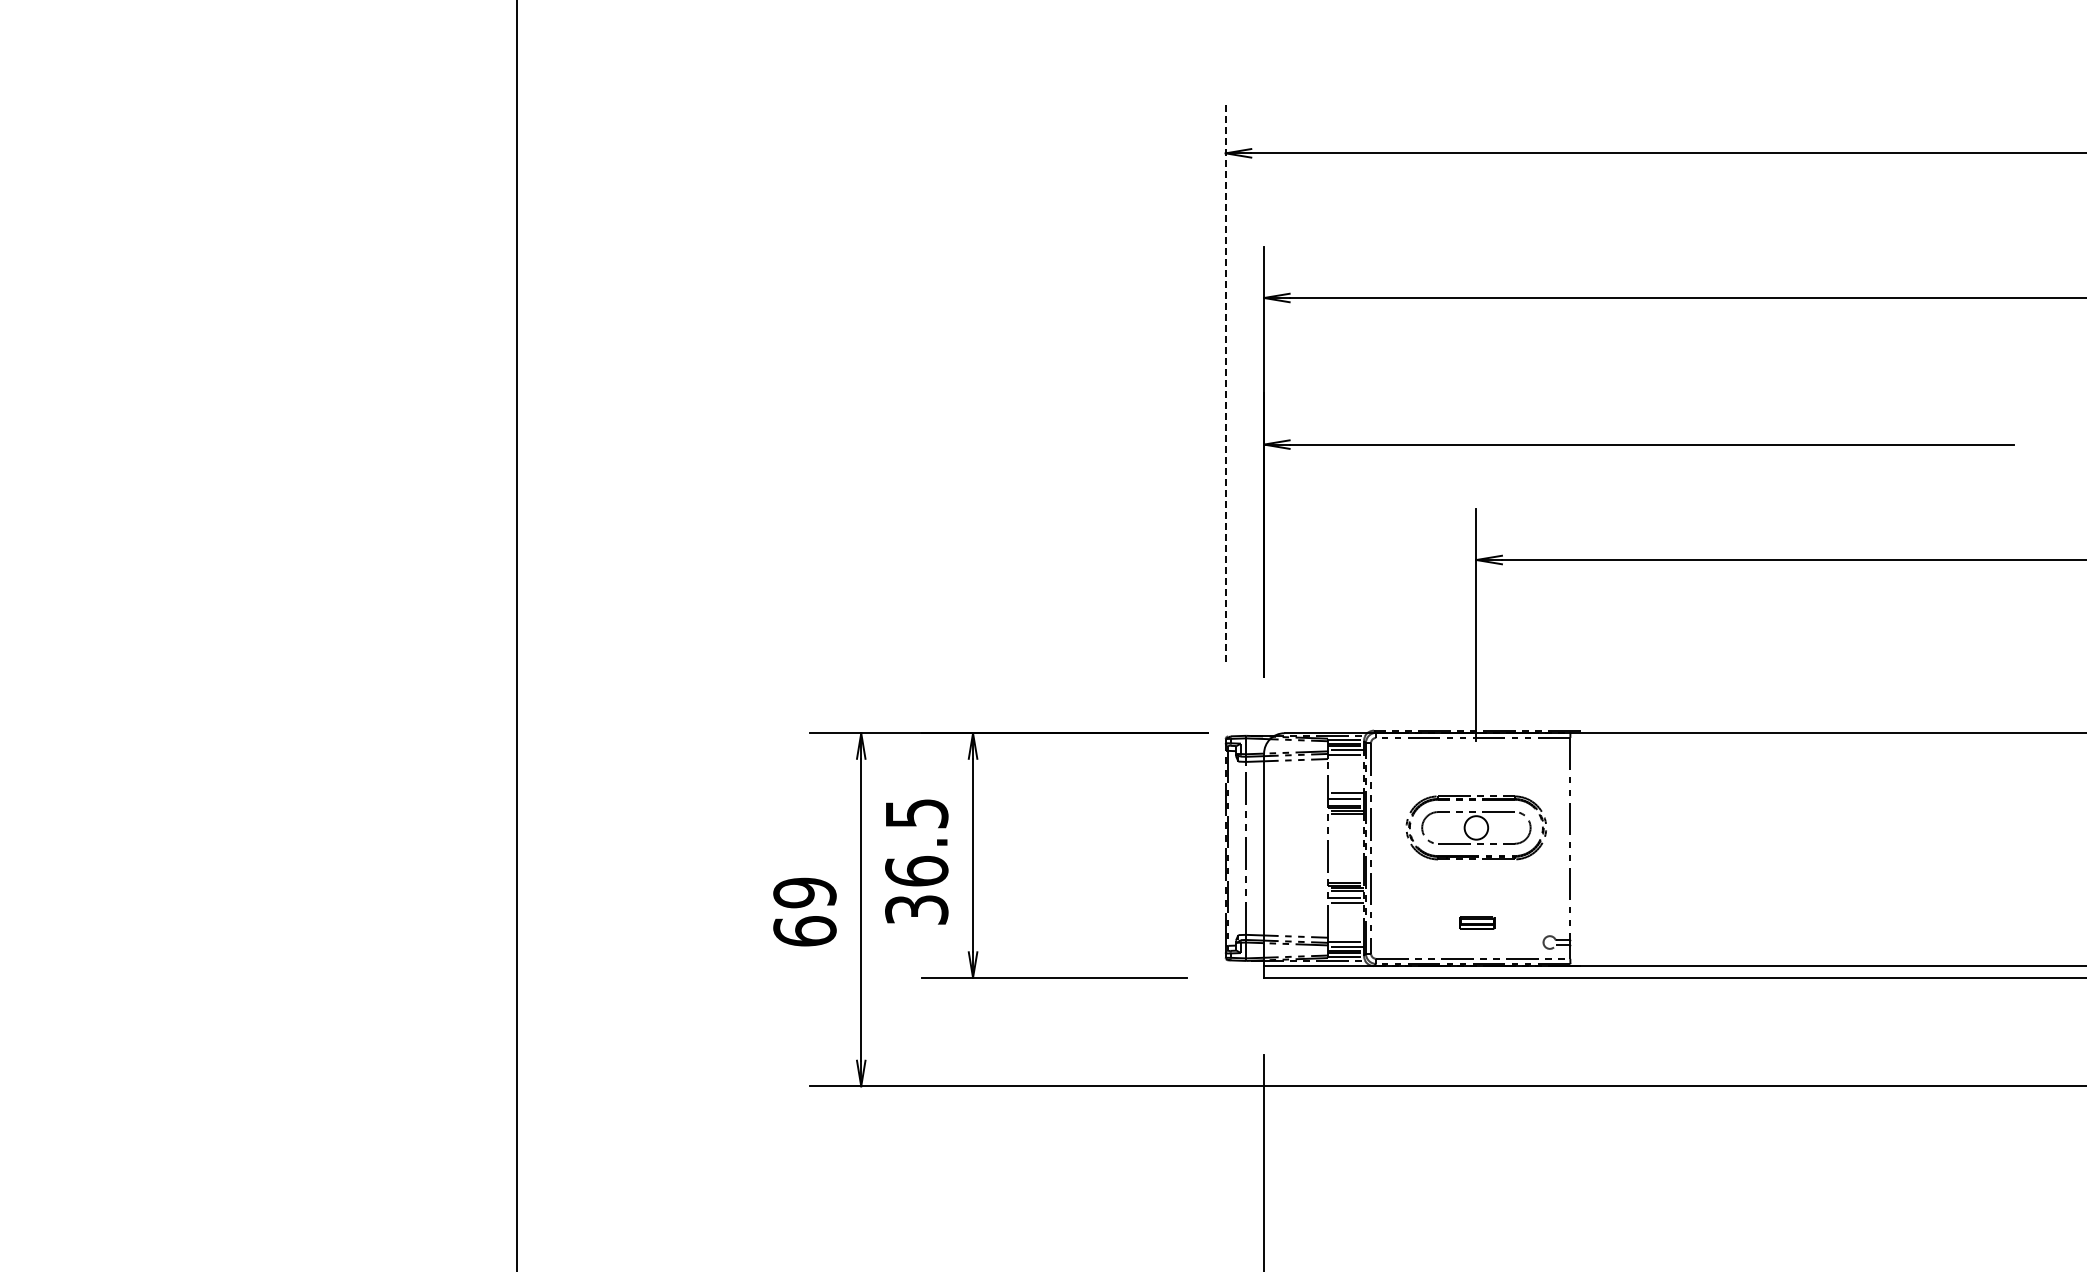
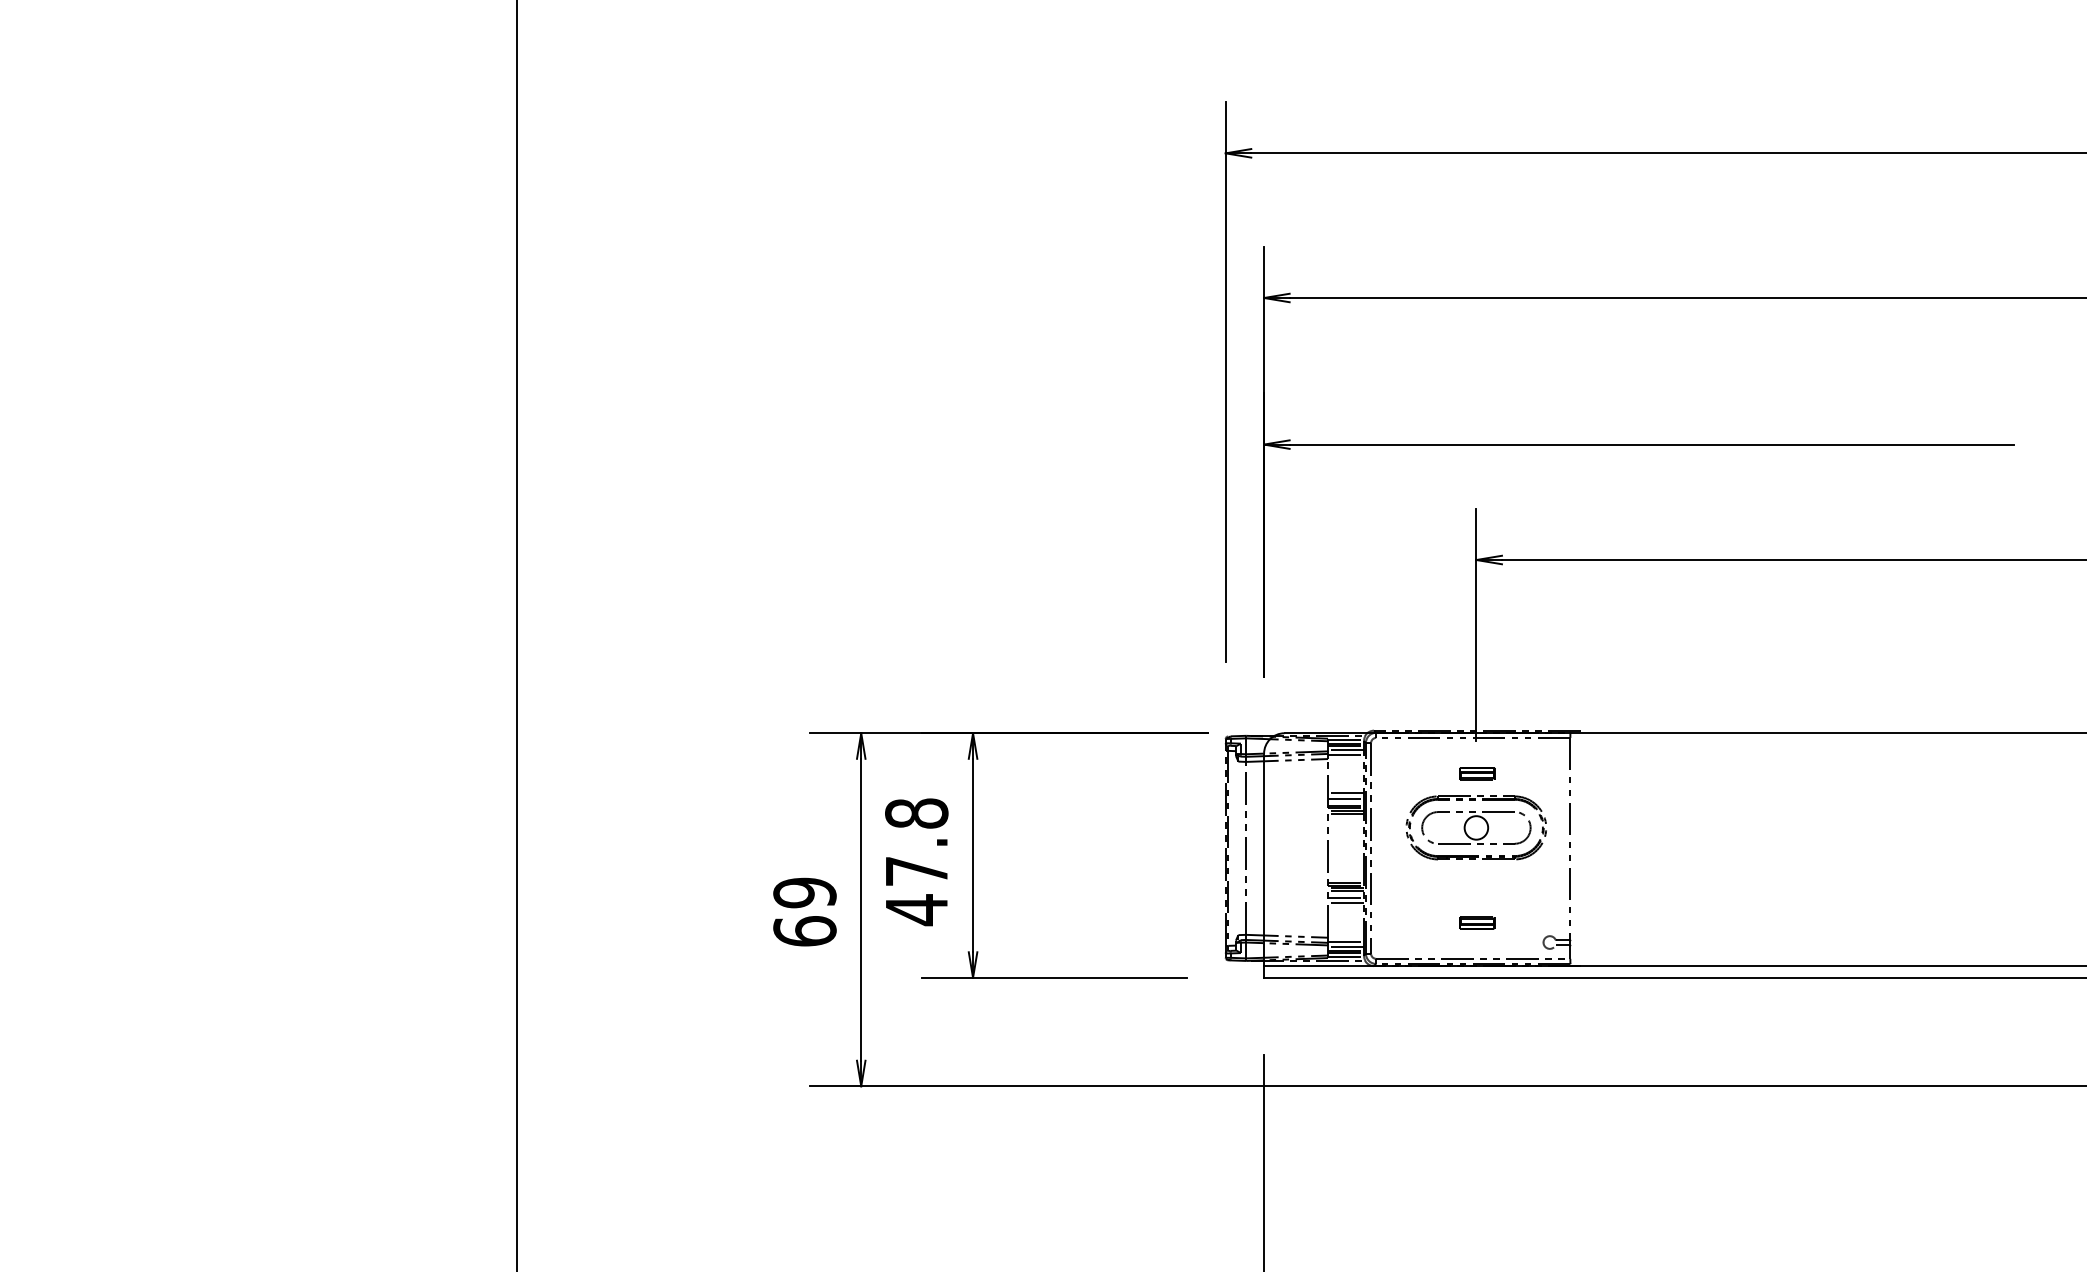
line: dashed -> solid (1225, 381)
part: none -> present (1477, 773)
text: 36.5 -> 47.8 (916, 862)
